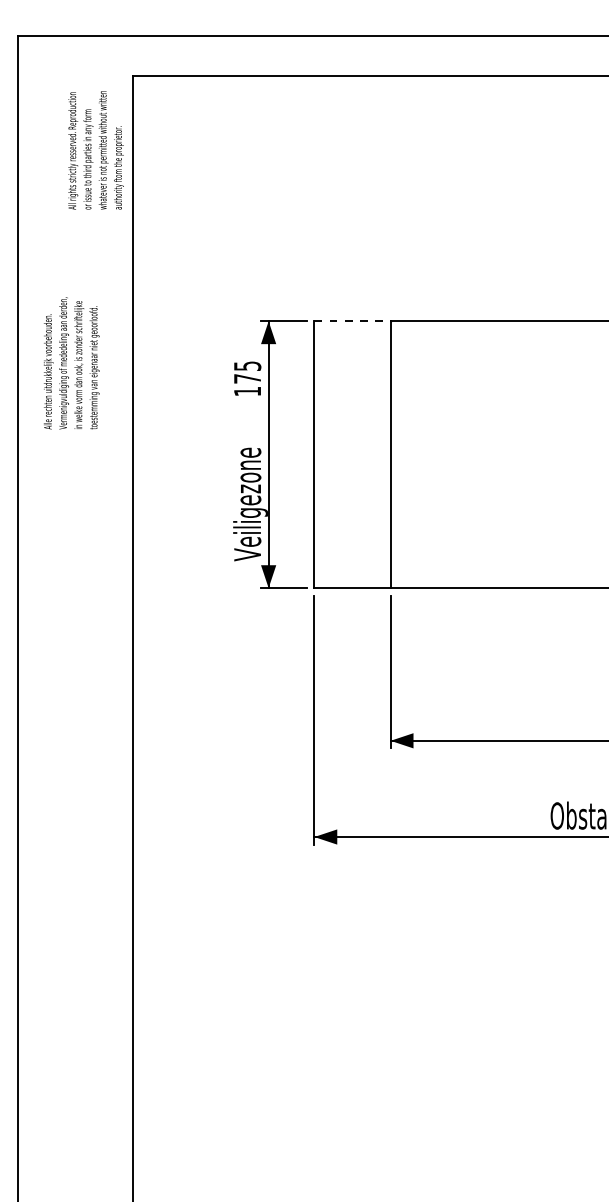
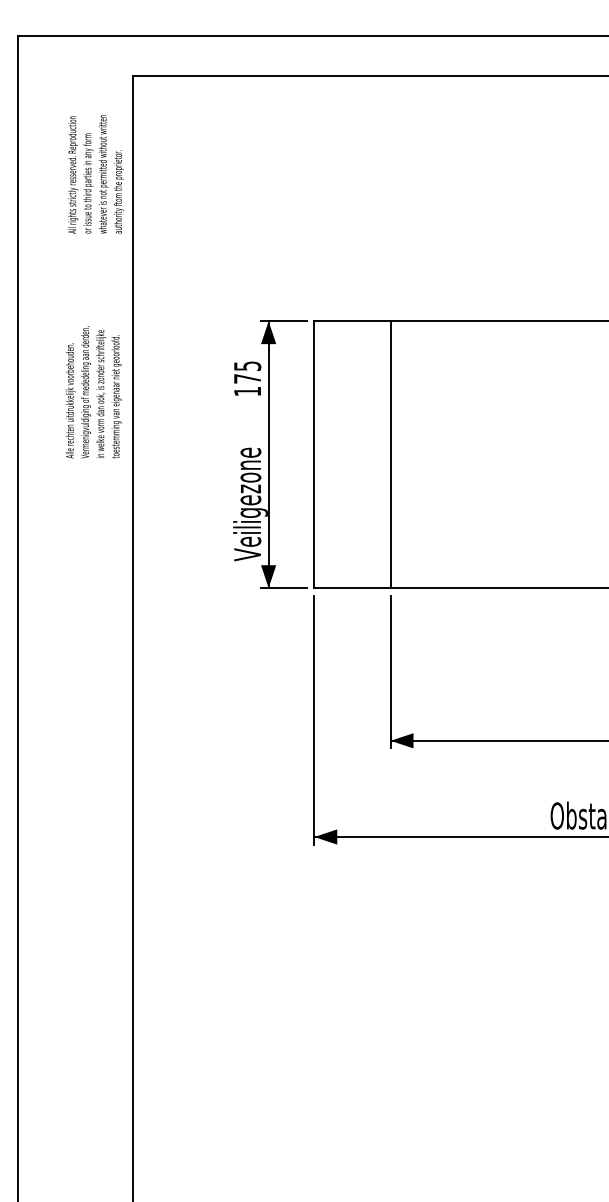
text position: (95, 150) -> (95, 174) (95, 174)
line: dashed -> solid (353, 321)
text position: (71, 363) -> (93, 392) (93, 392)
